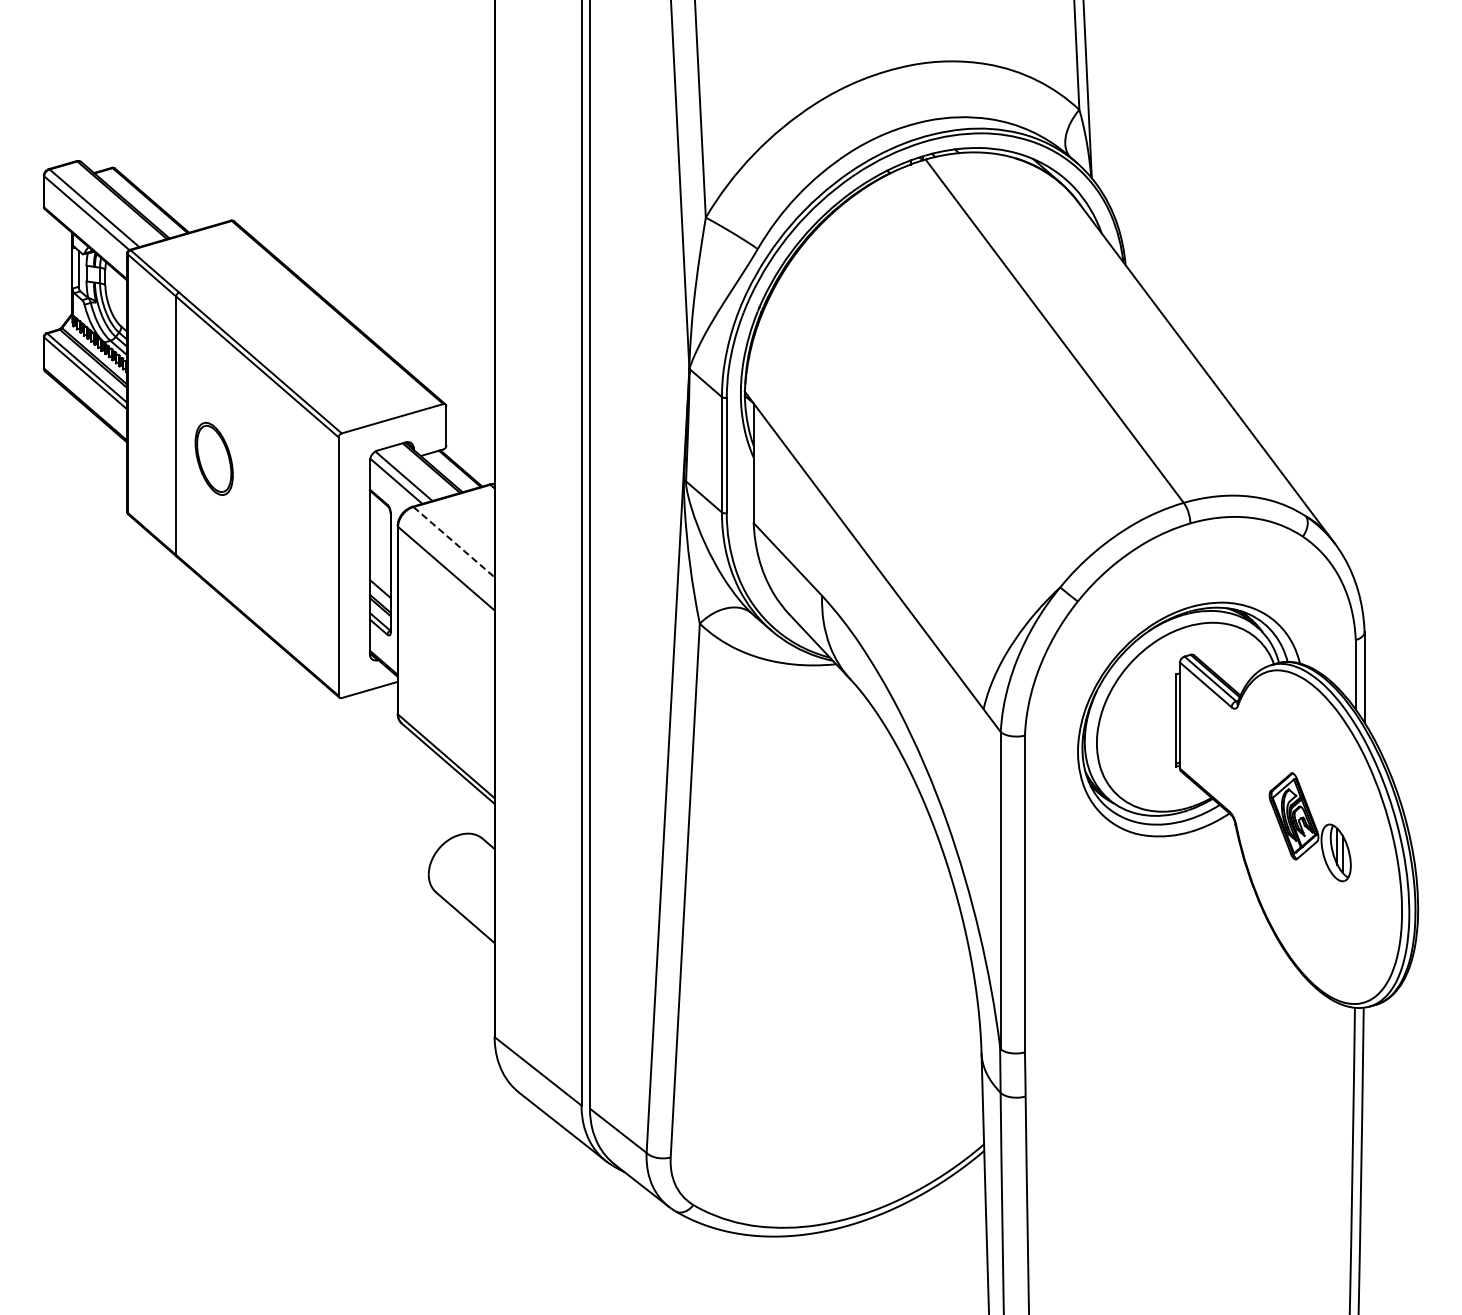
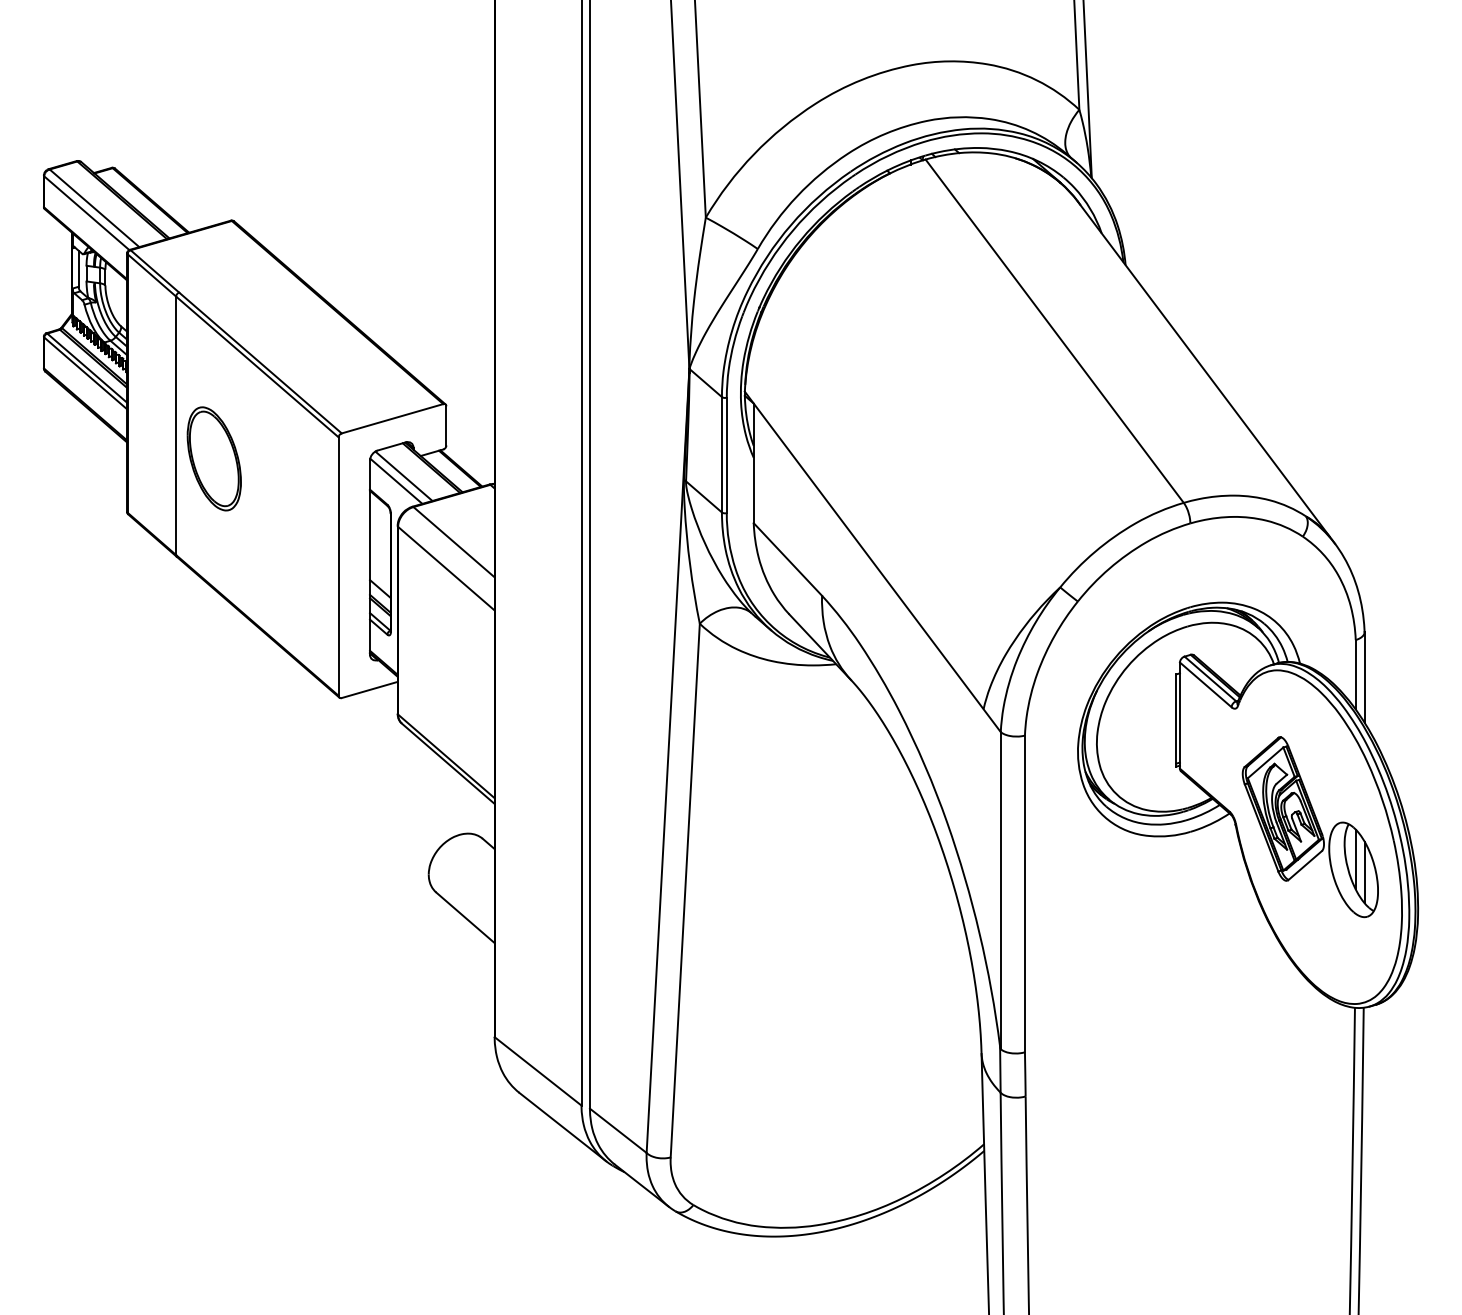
part size: 40x75 px -> 56x106 px (213, 458)
line: dashed -> solid (454, 542)
part size: 84x111 px -> 138x183 px (1309, 827)
